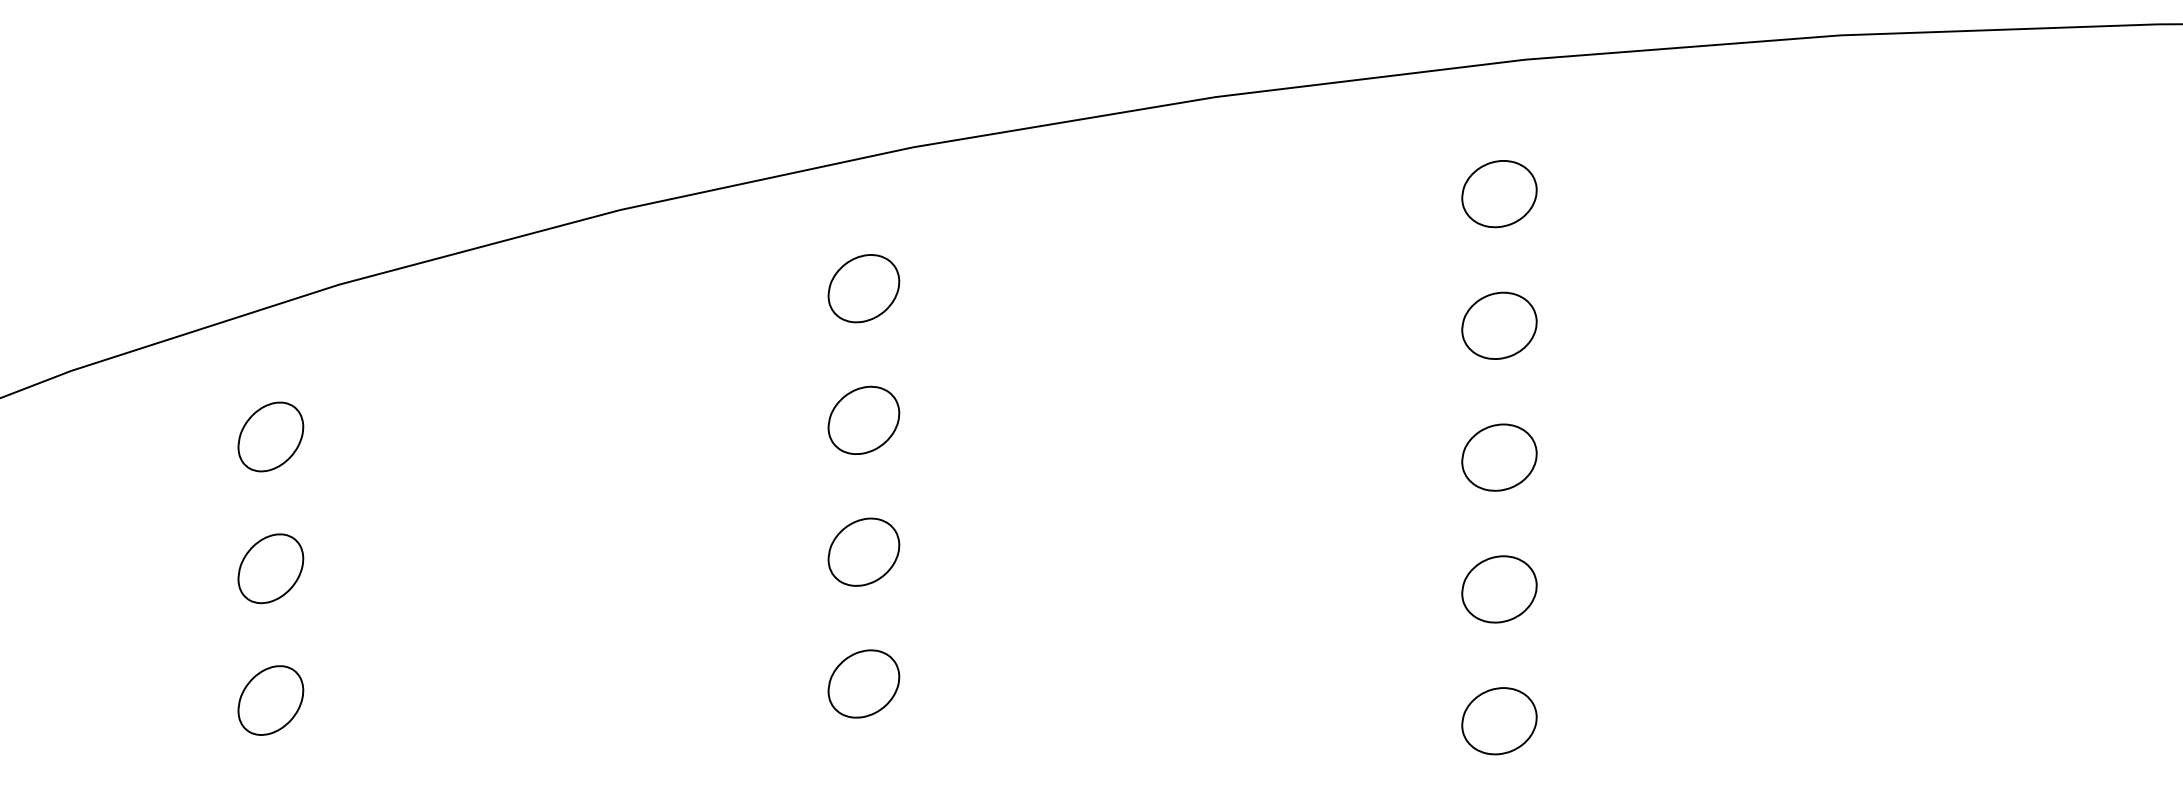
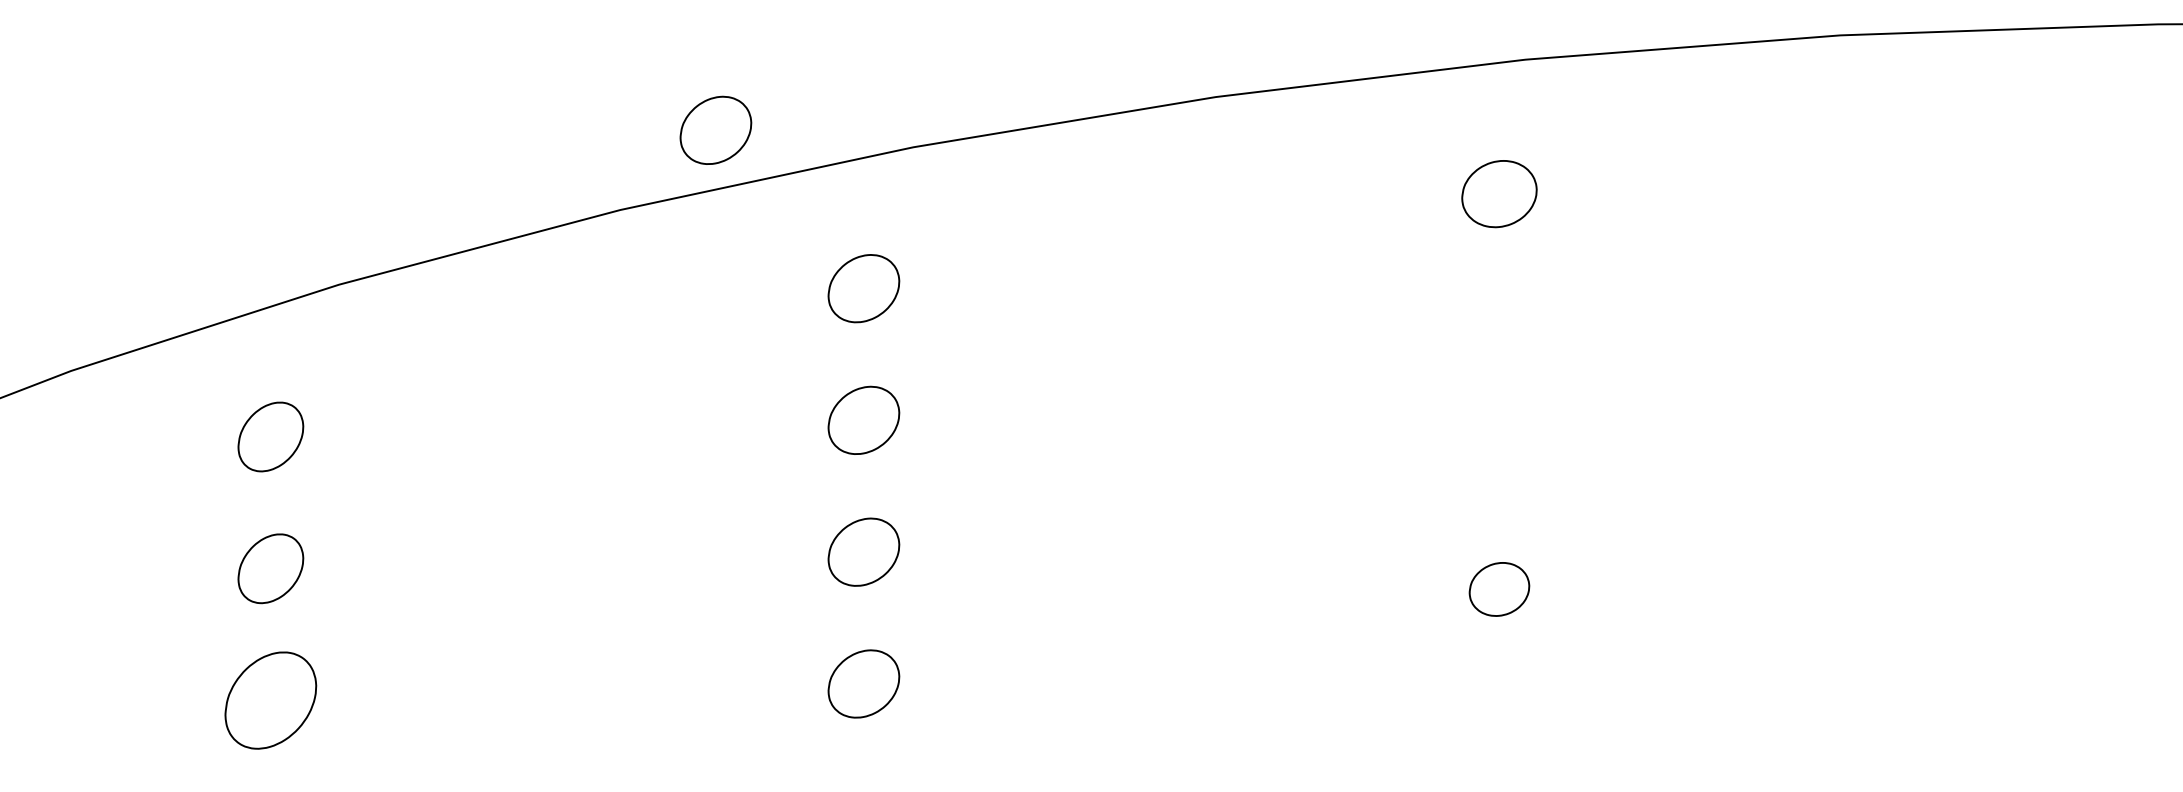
part: none -> present (715, 129)
part: present -> none (1499, 325)
part: present -> none (1499, 457)
part size: 77x69 px -> 63x55 px (1499, 589)
part size: 68x71 px -> 94x99 px (270, 700)
part: present -> none (1499, 721)
